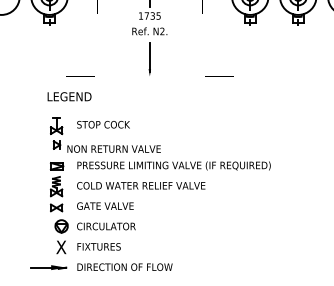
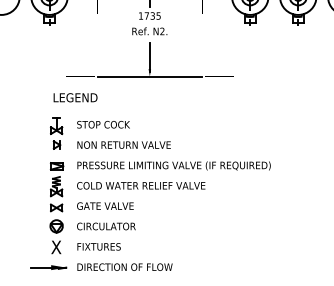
line: none -> present (149, 76)
text position: (69, 96) -> (75, 97) (75, 97)
text position: (113, 148) -> (123, 144) (123, 144)
part position: (61, 236) -> (56, 236) (56, 236)
